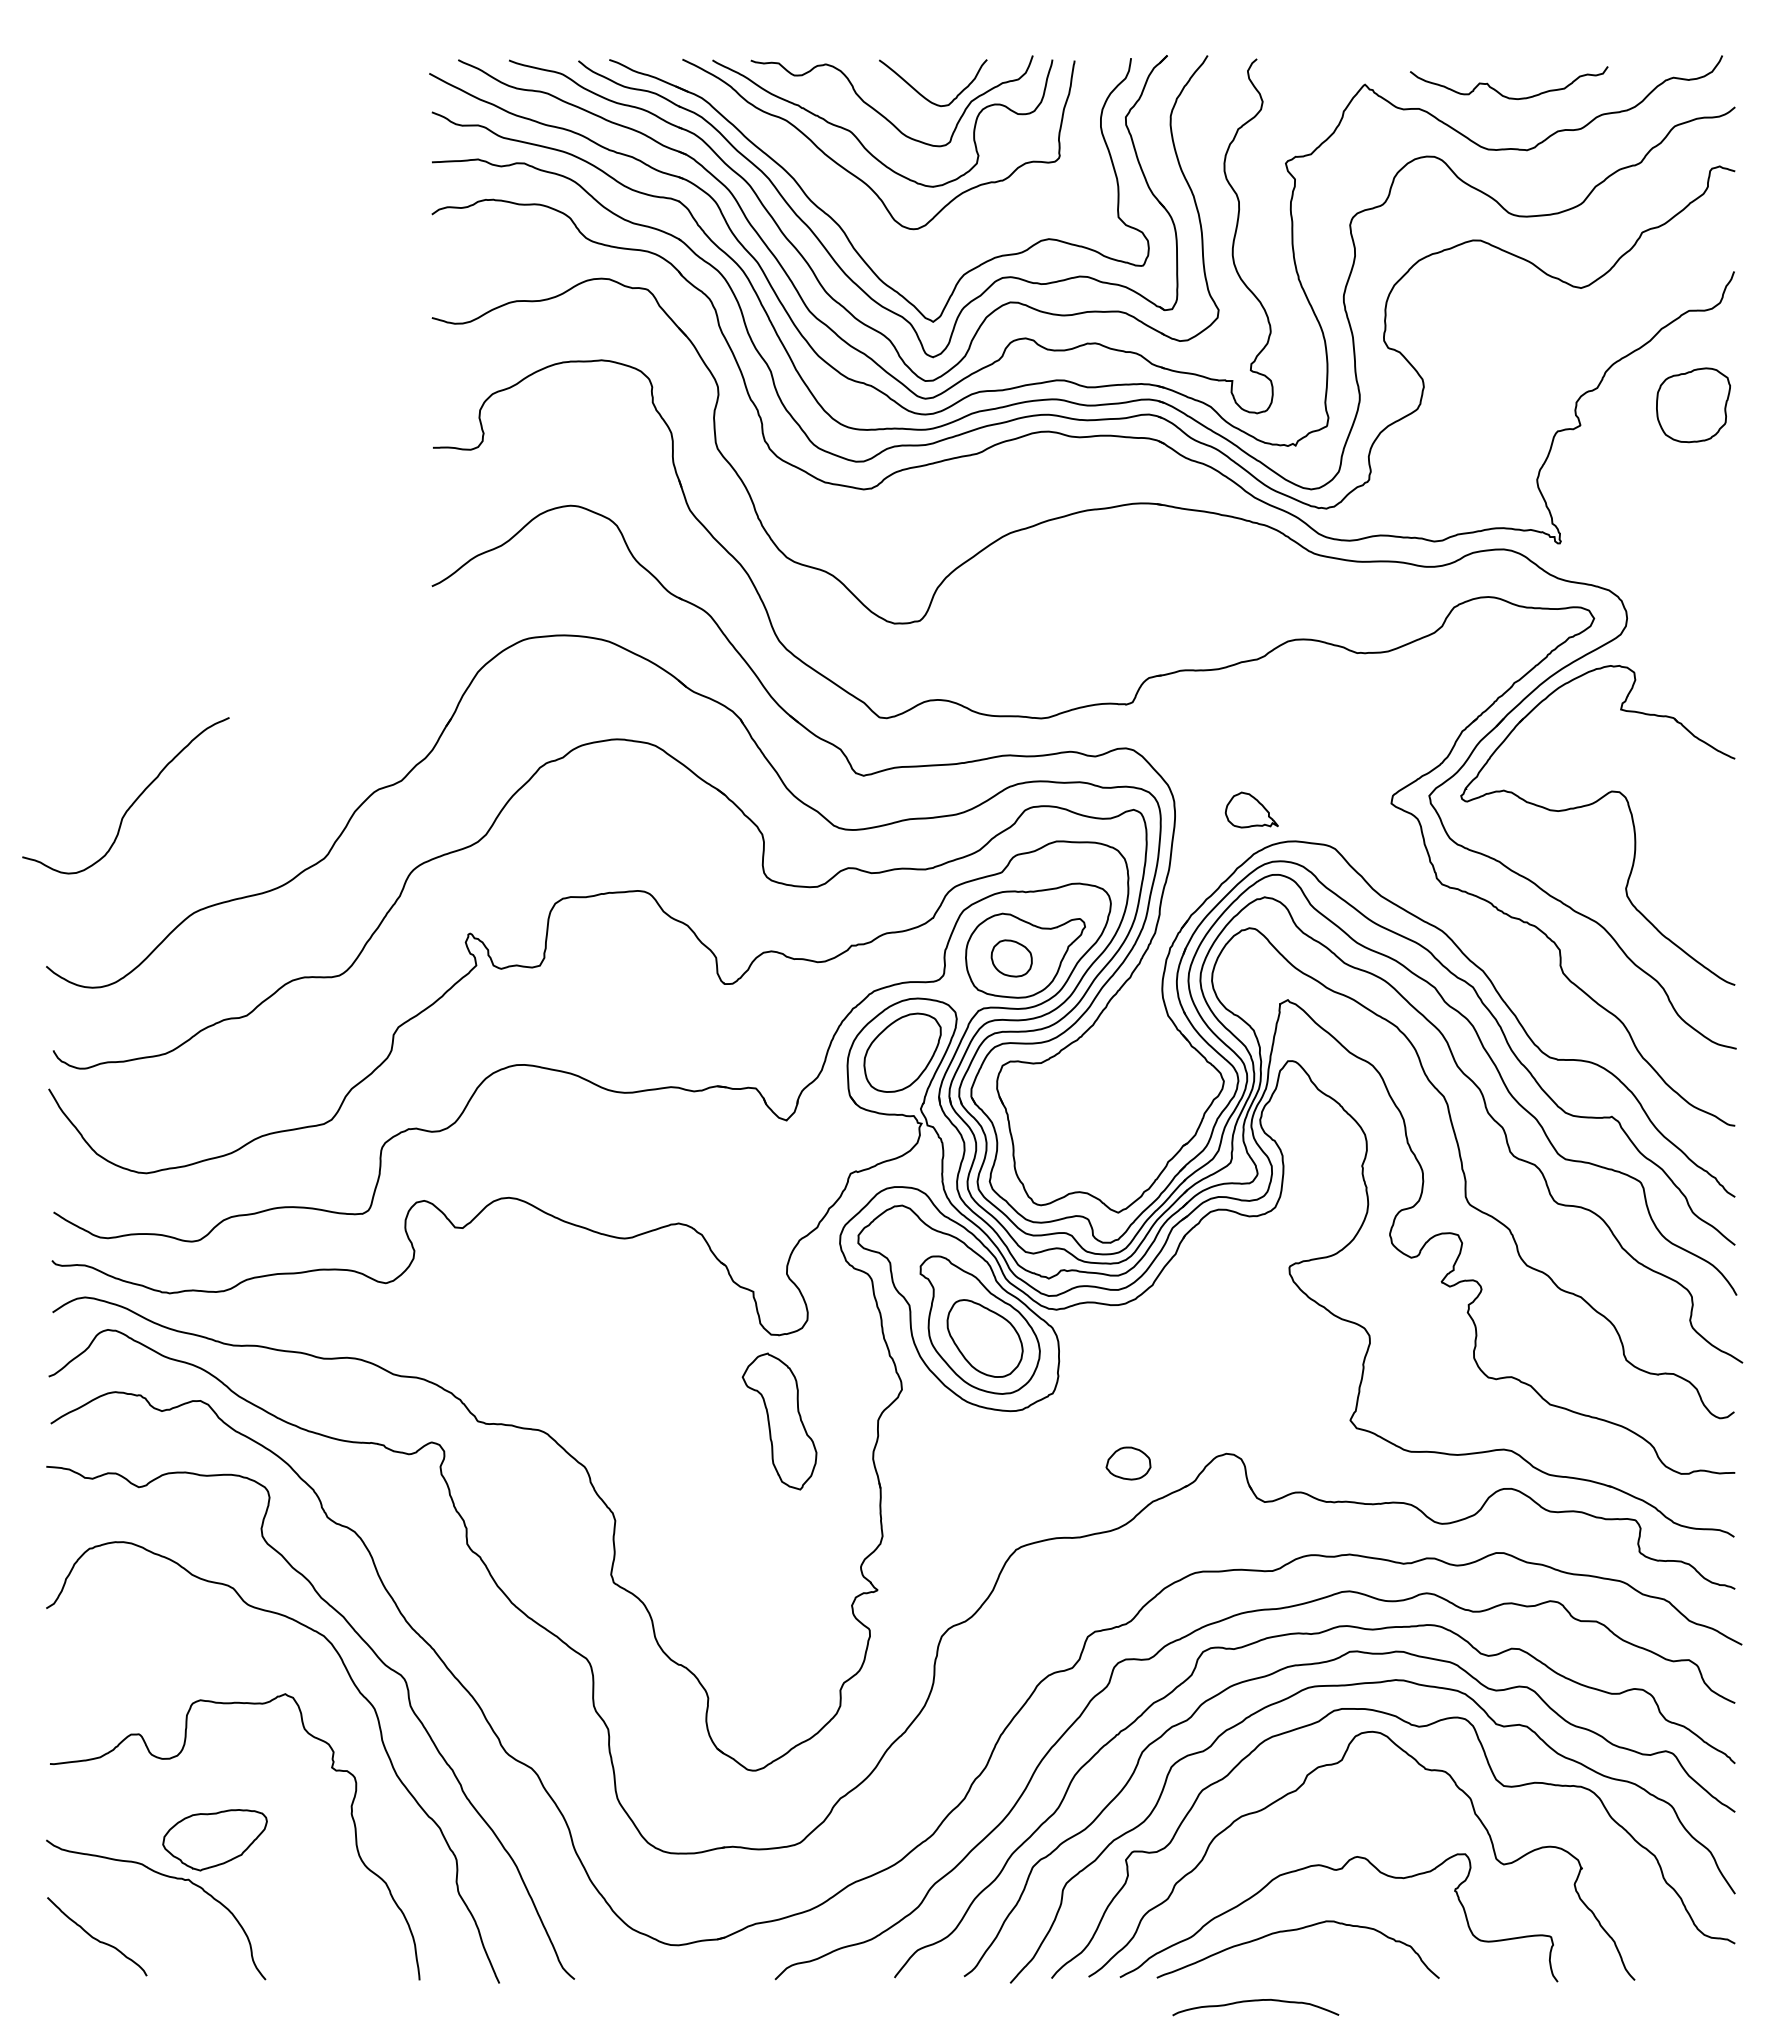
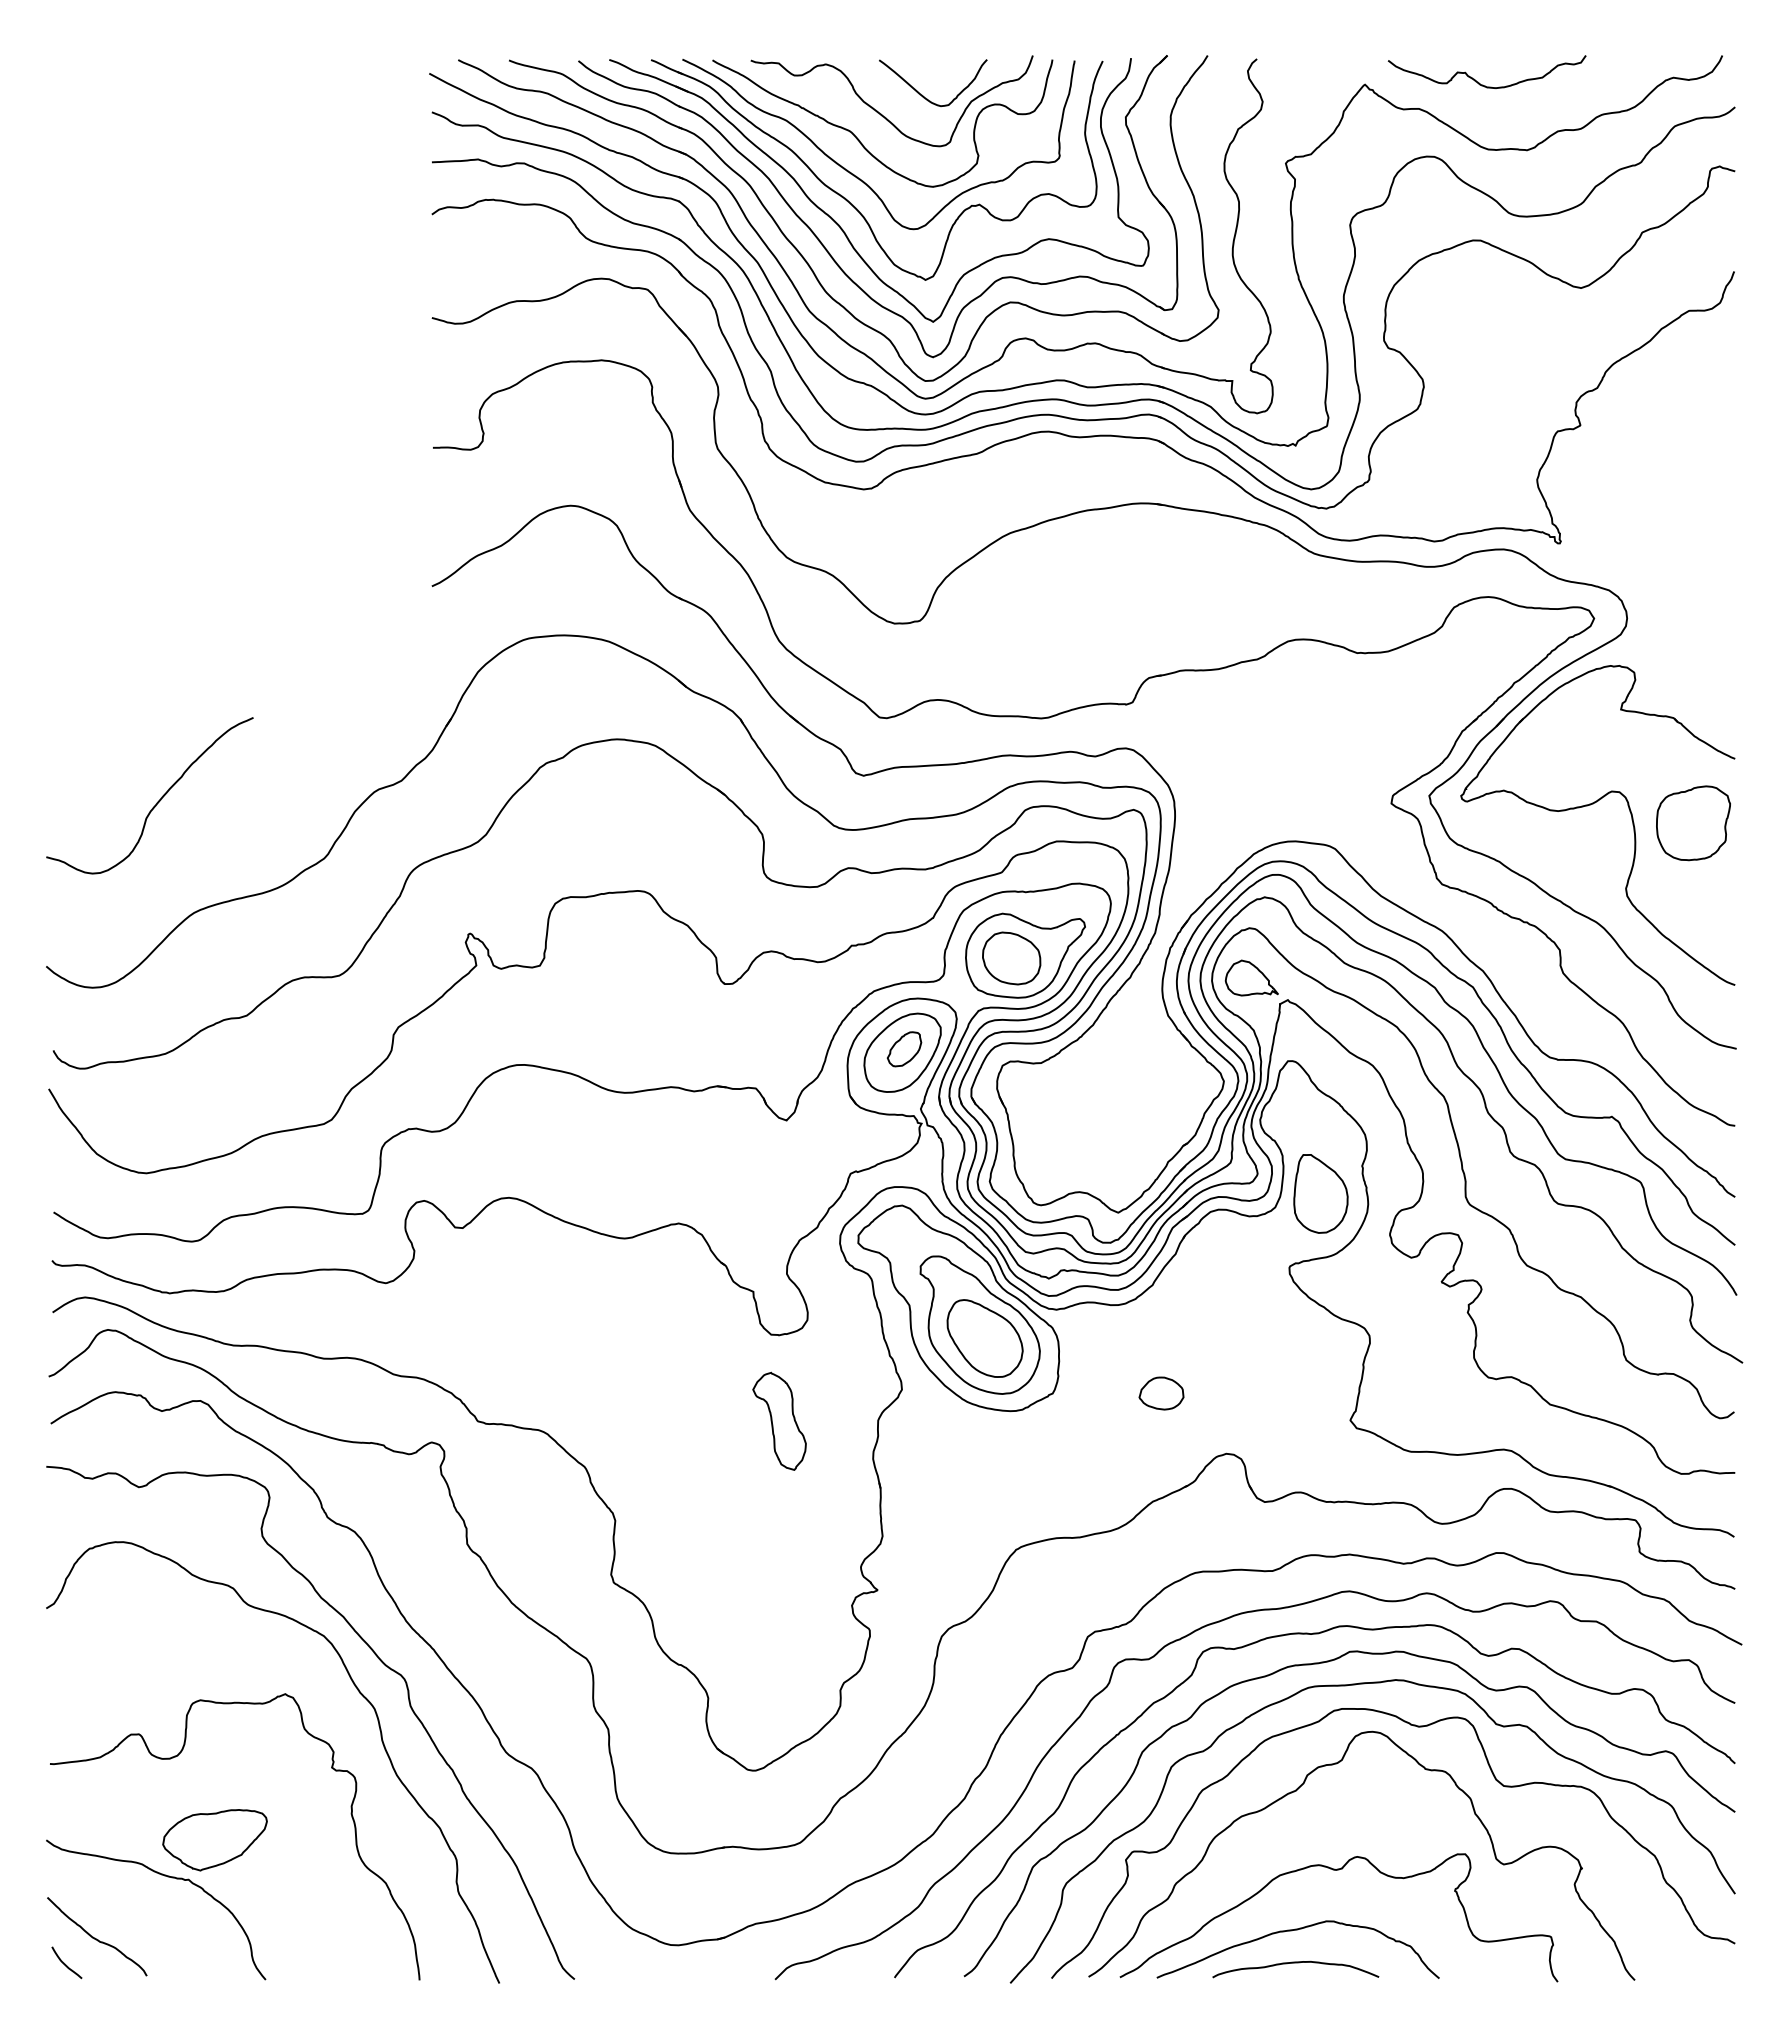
curve position: (1500, 92) -> (1478, 81) (1478, 81)
part: none -> present (846, 198)
part position: (1693, 405) -> (1693, 823) (1693, 823)
curve position: (132, 802) -> (156, 802) (156, 802)
part position: (1251, 809) -> (1251, 977) (1251, 977)
part size: 43x39 px -> 60x55 px (1011, 958)
part: none -> present (904, 1049)
part: none -> present (1320, 1193)
part size: 77x139 px -> 55x100 px (779, 1420)
part position: (1128, 1463) -> (1161, 1393) (1161, 1393)
curve: none -> present (65, 1963)
curve position: (1255, 2001) -> (1295, 1963) (1295, 1963)
